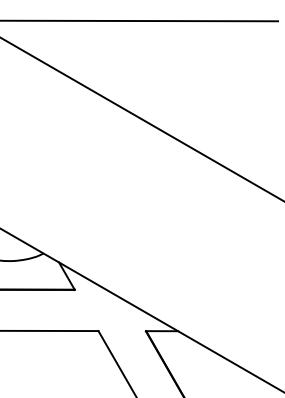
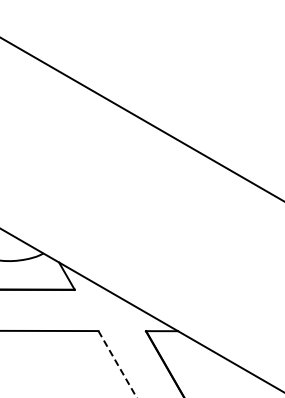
line: present -> none (140, 20)
line: solid -> dashed (117, 364)
